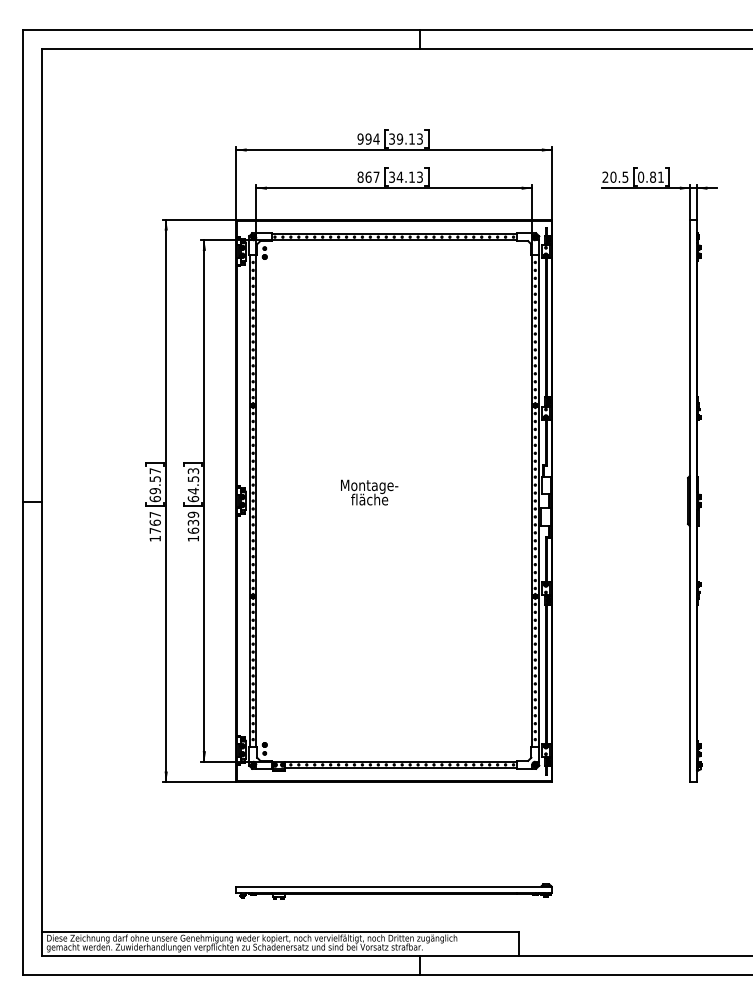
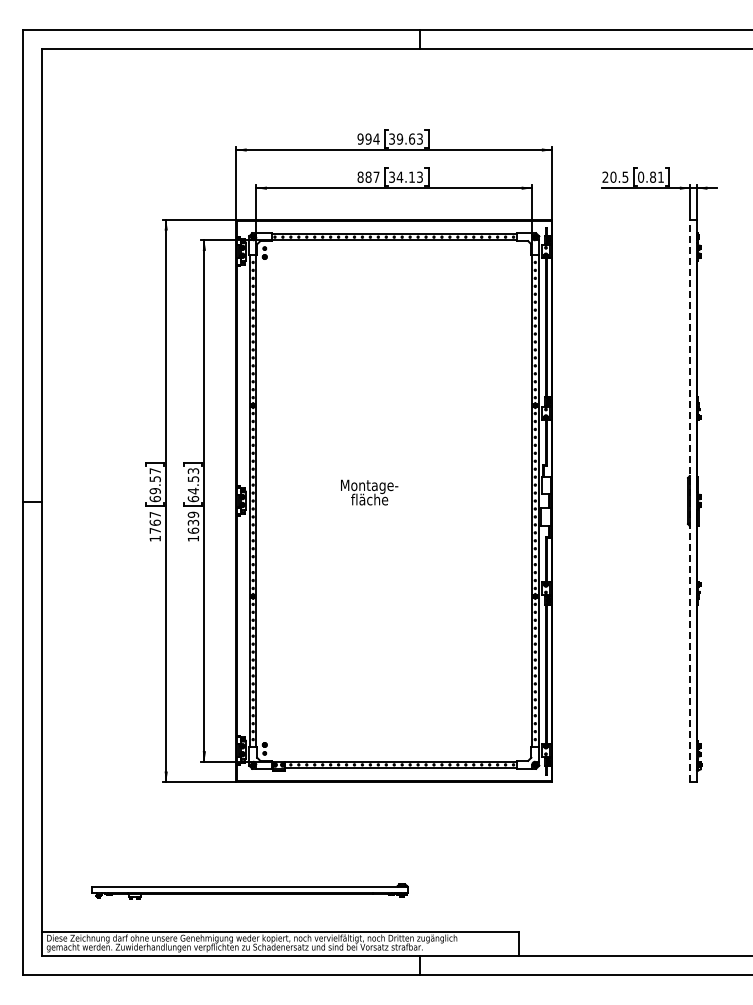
text: 39.13 -> 39.63 (412, 138)
text: 867 -> 887 (368, 176)
line: solid -> dashed (690, 500)
part position: (393, 891) -> (249, 891) (249, 891)
